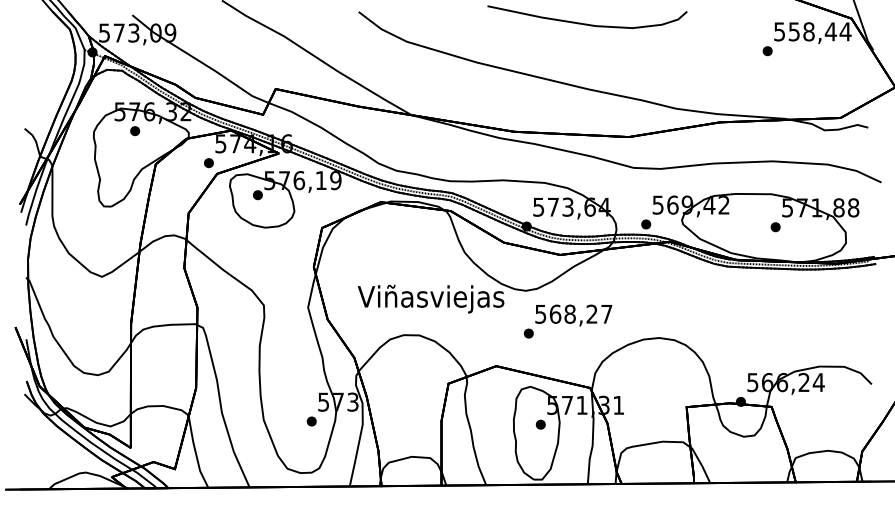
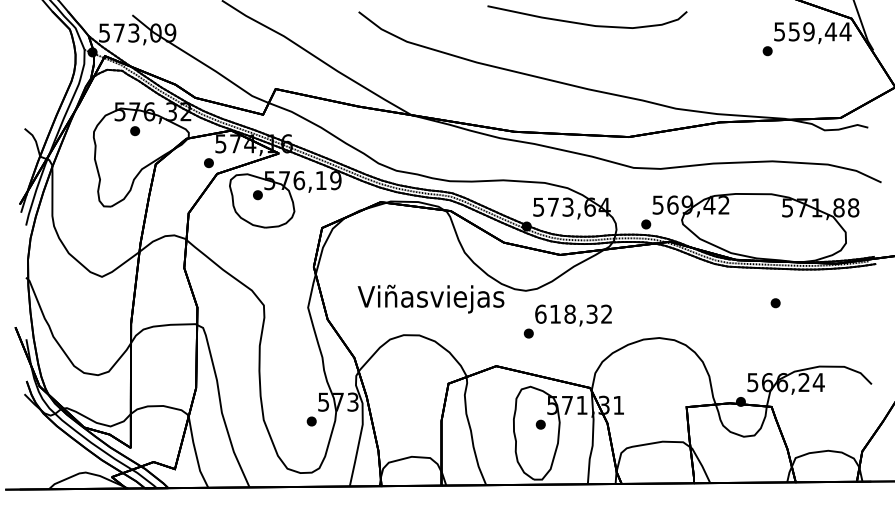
text: 558,44 -> 559,44 (808, 31)
part position: (775, 227) -> (775, 303) (775, 303)
text: 568,27 -> 618,32 (573, 313)
